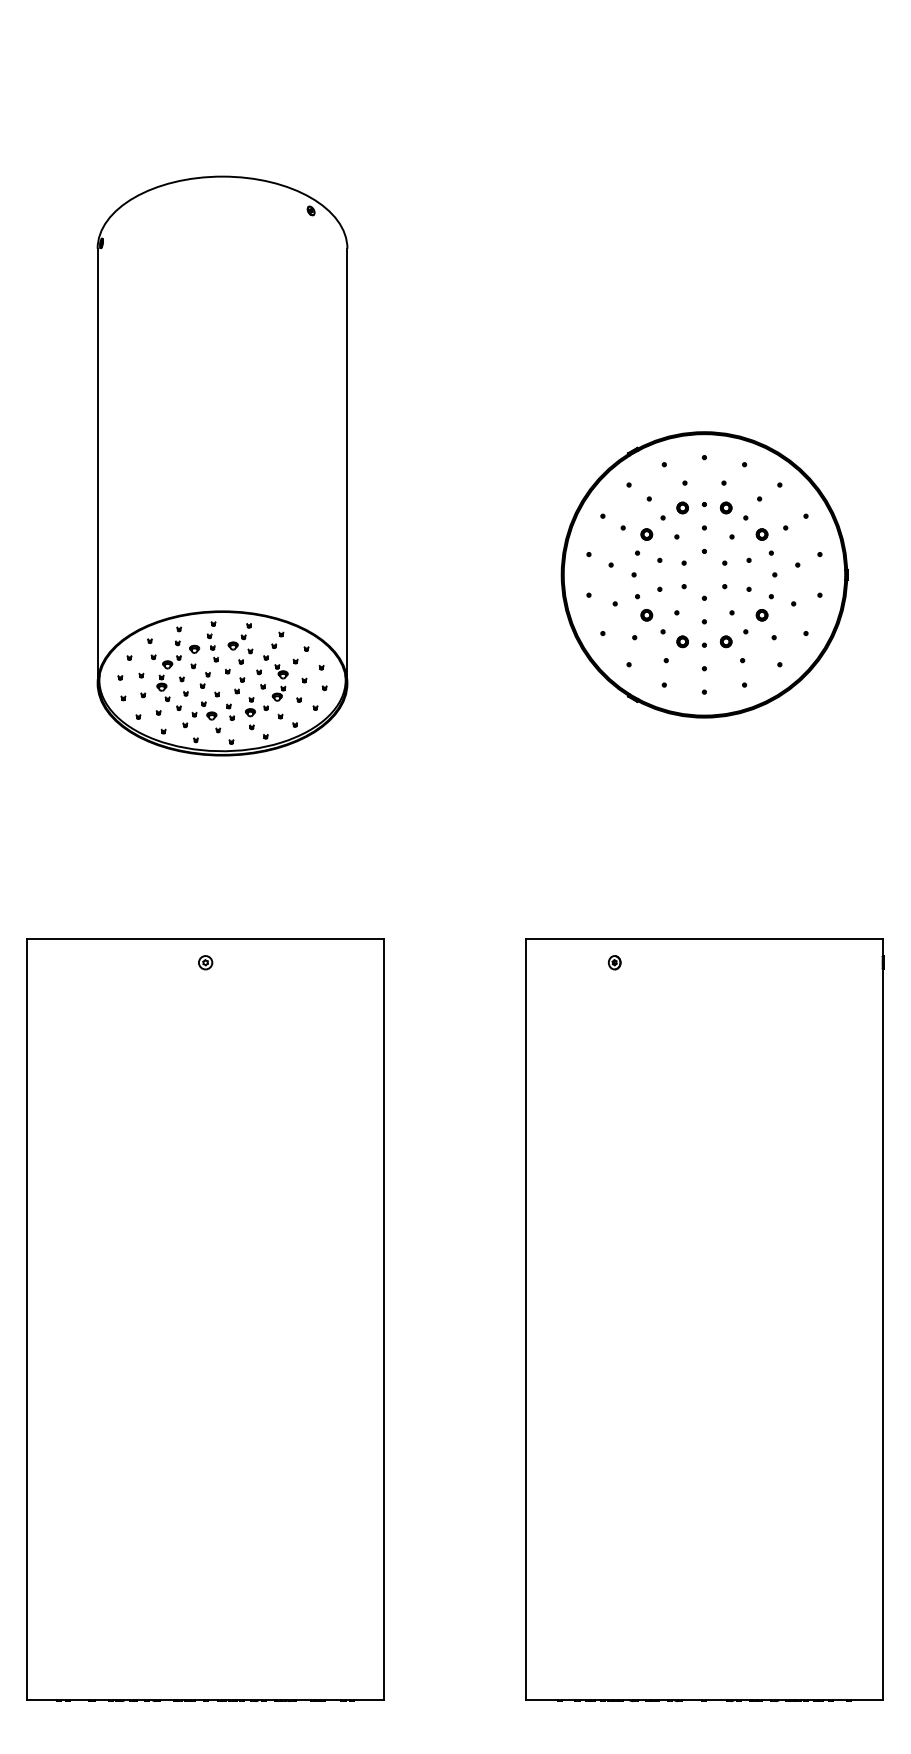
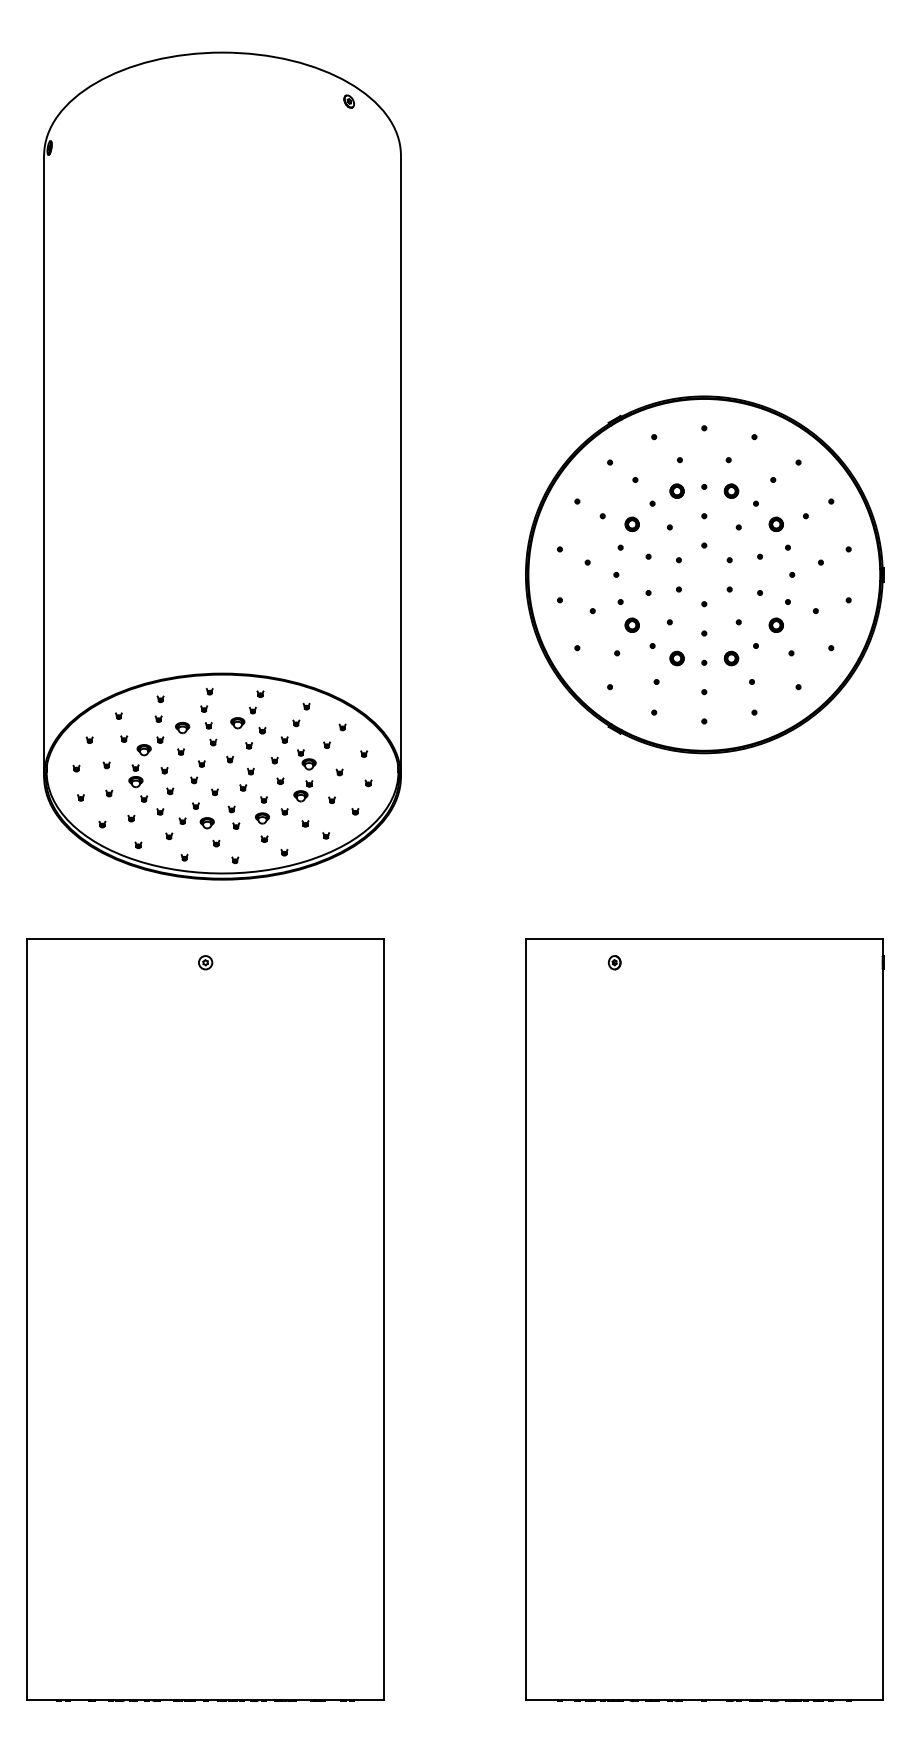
part size: 253x582 px -> 359x830 px (222, 465)
part size: 289x288 px -> 360x360 px (704, 574)
